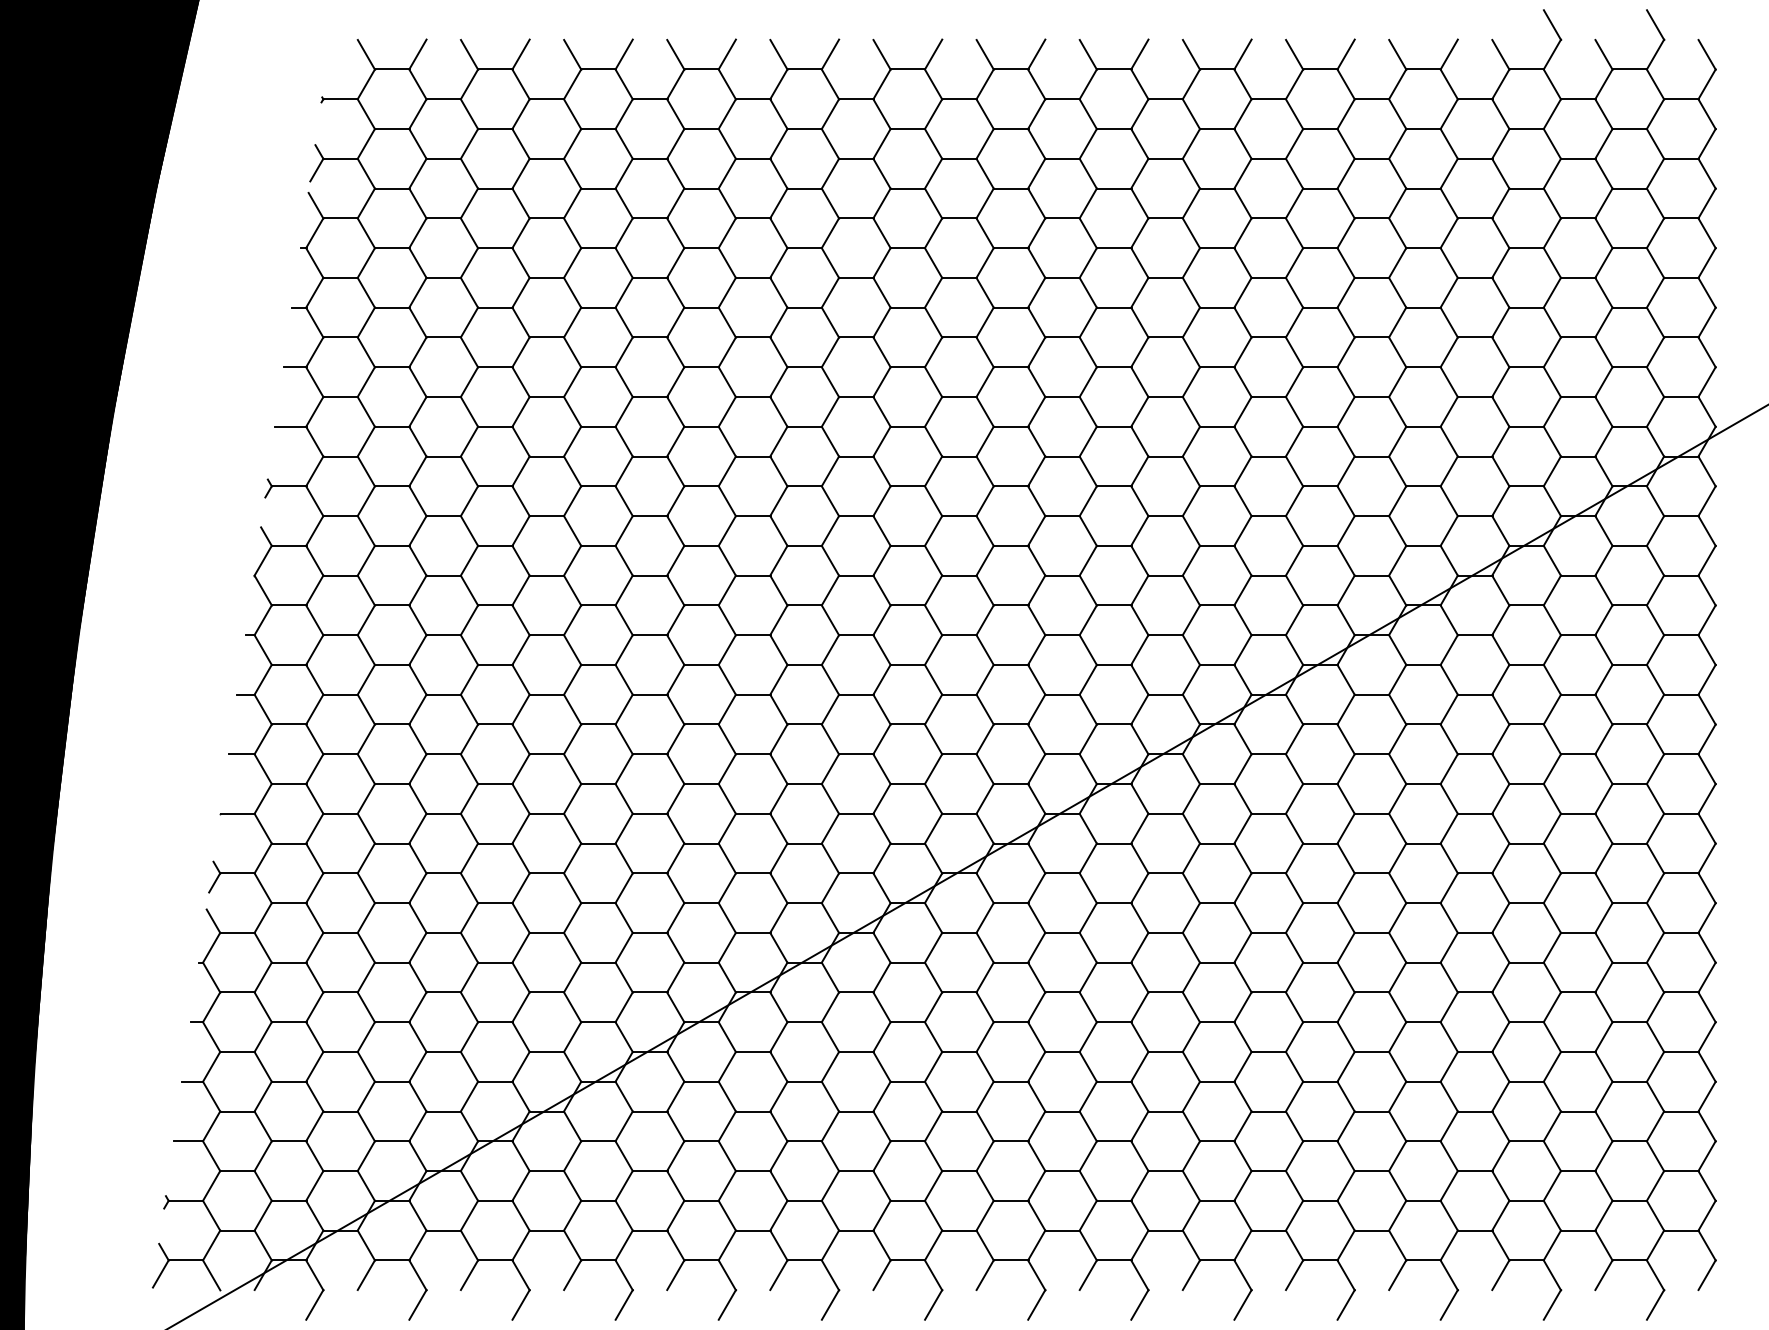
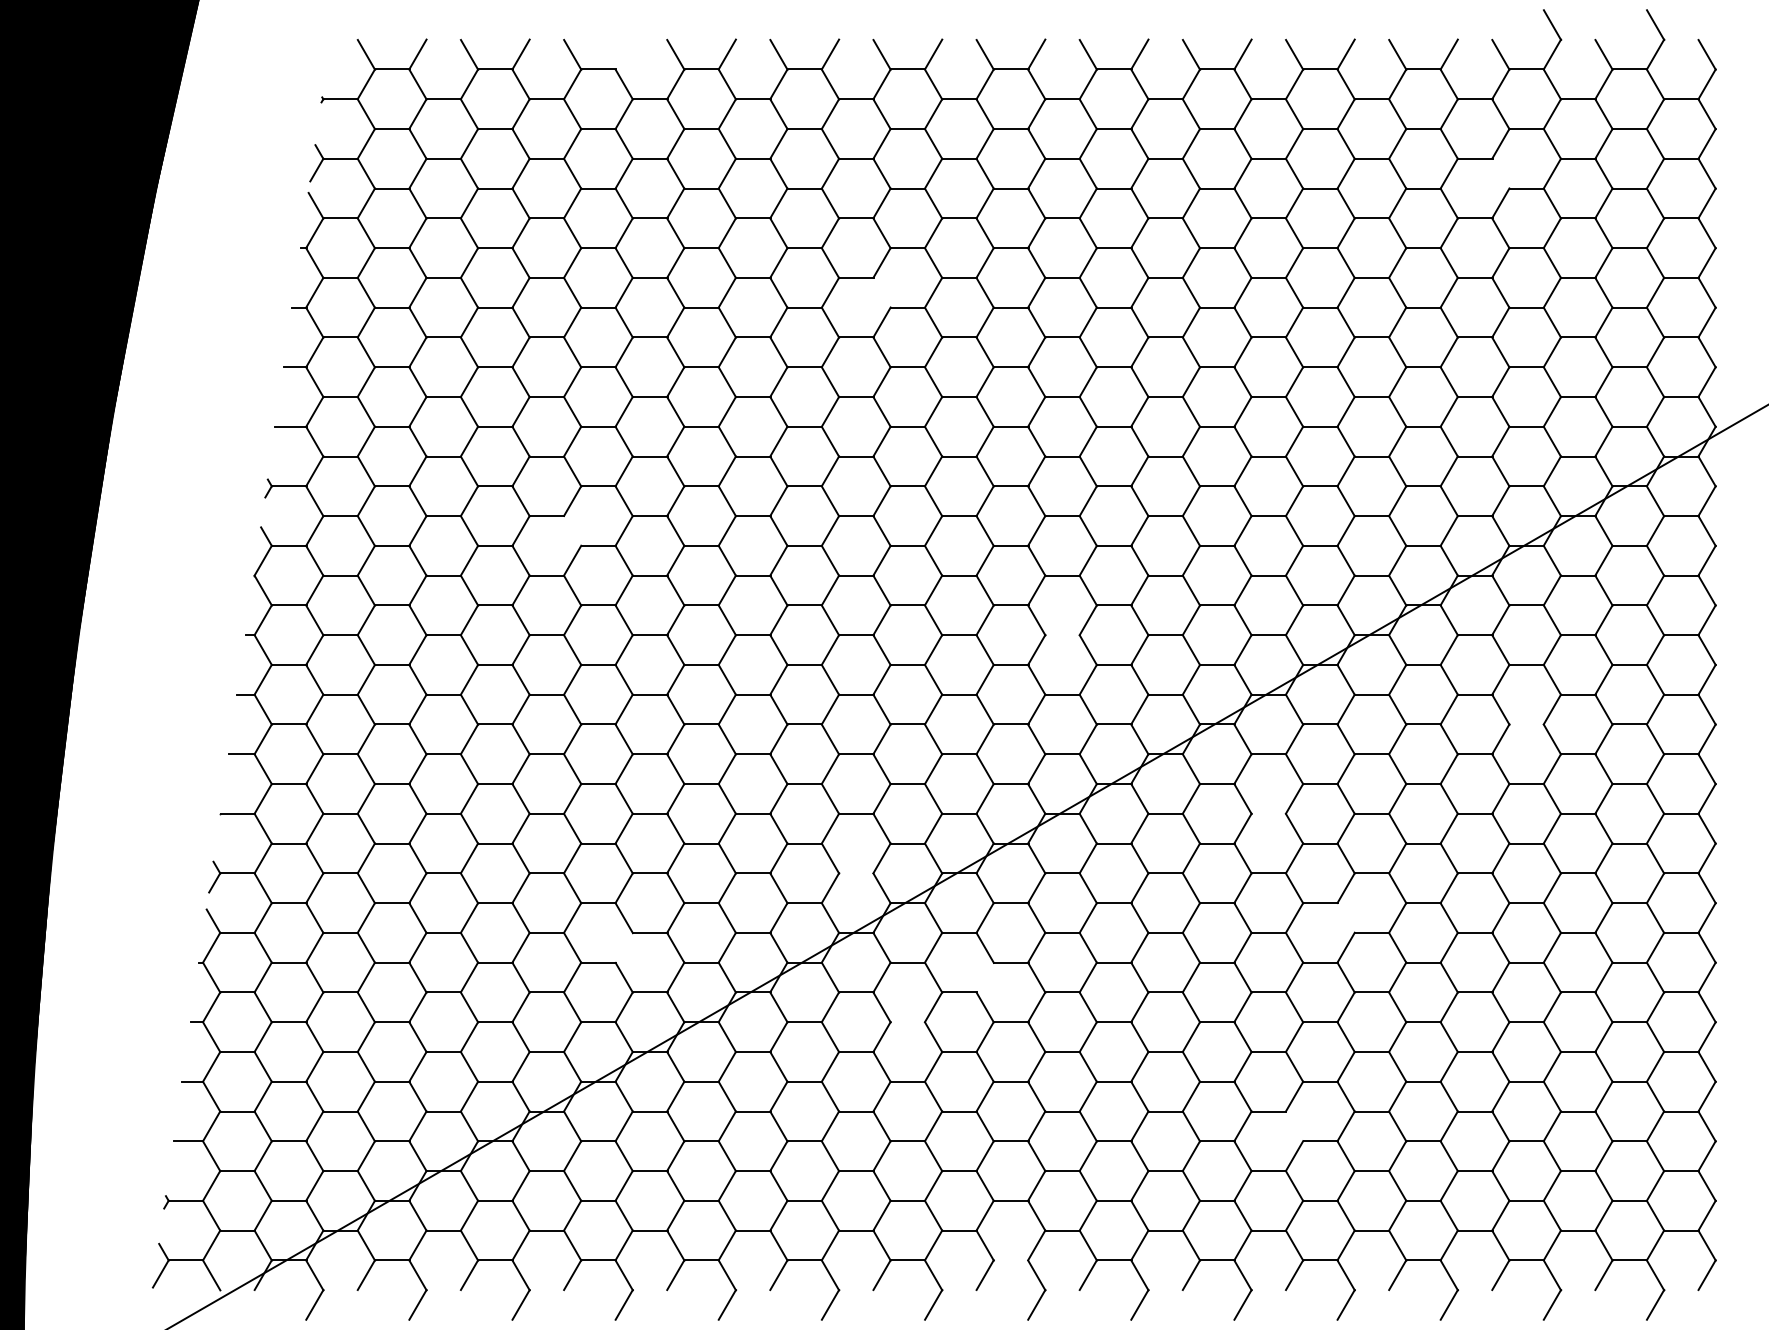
line: present -> none (623, 54)
line: present -> none (1500, 173)
line: present -> none (881, 292)
line: present -> none (572, 531)
line: present -> none (1062, 635)
line: present -> none (1526, 724)
line: present -> none (1268, 813)
line: present -> none (856, 873)
line: present -> none (1345, 918)
line: present -> none (623, 947)
line: present -> none (984, 977)
line: present -> none (908, 1022)
line: present -> none (1294, 1126)
line: present -> none (1011, 1260)
